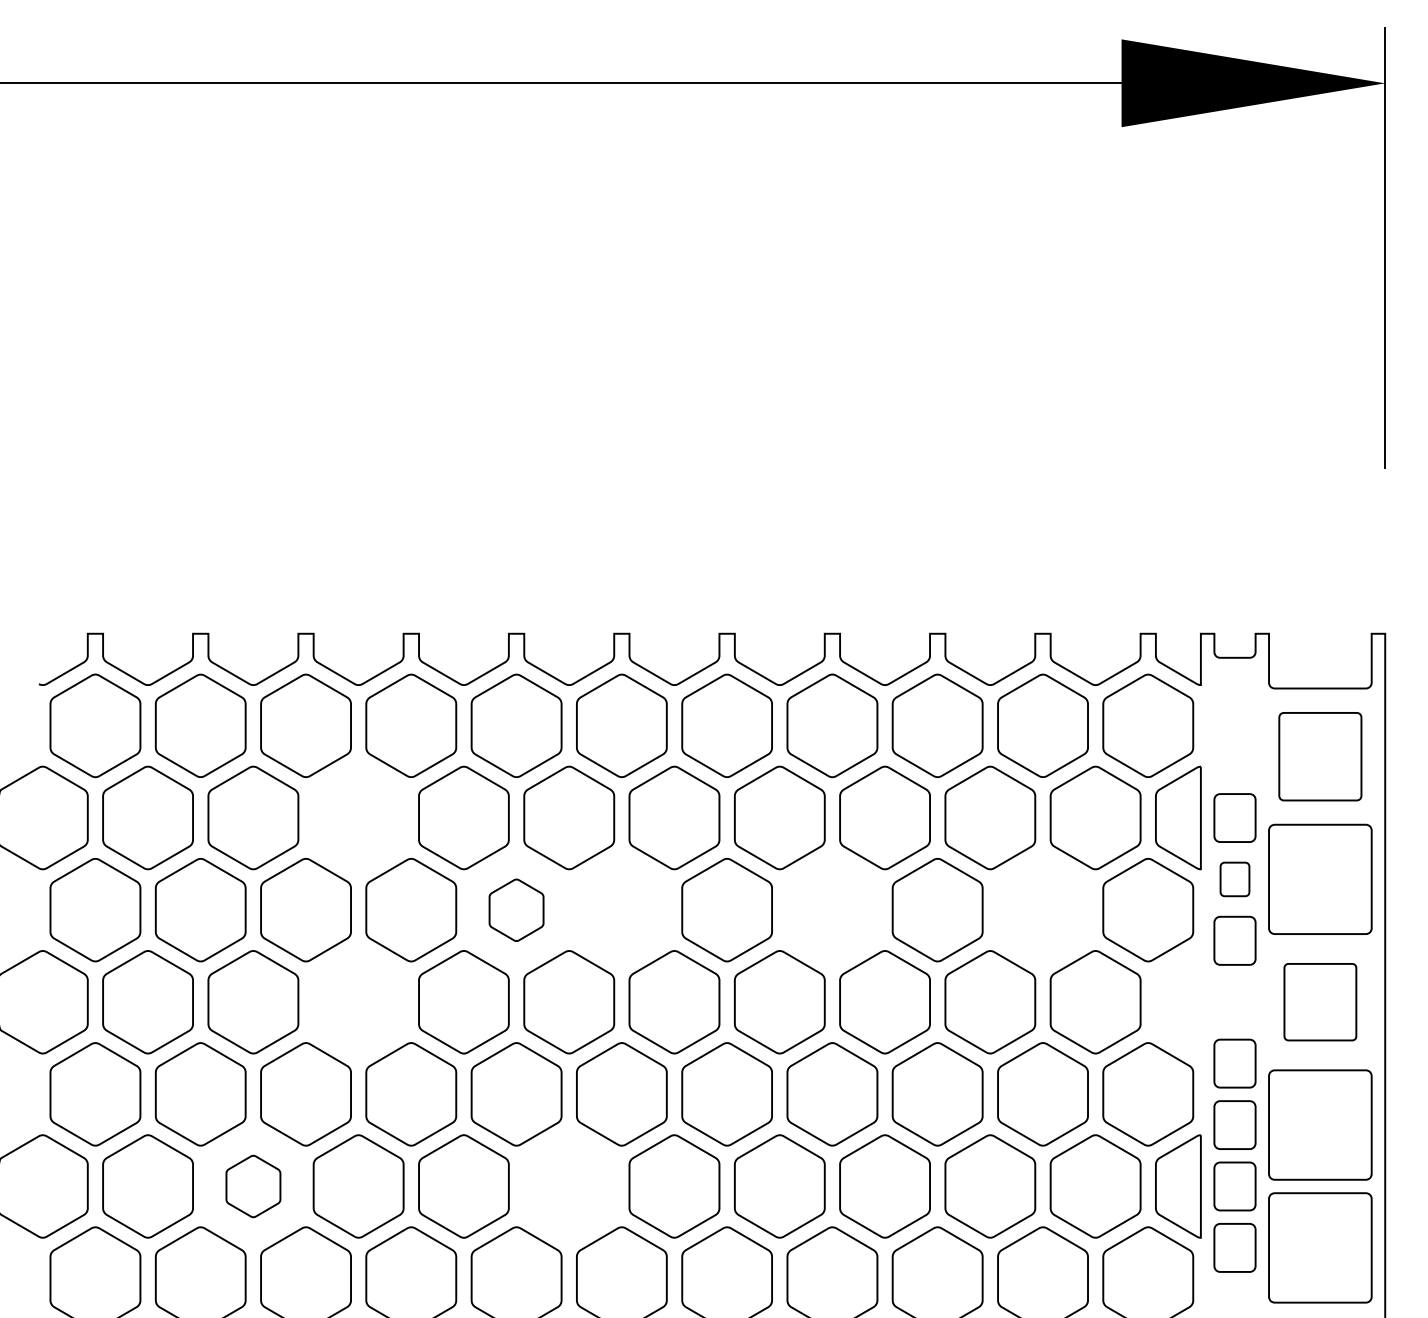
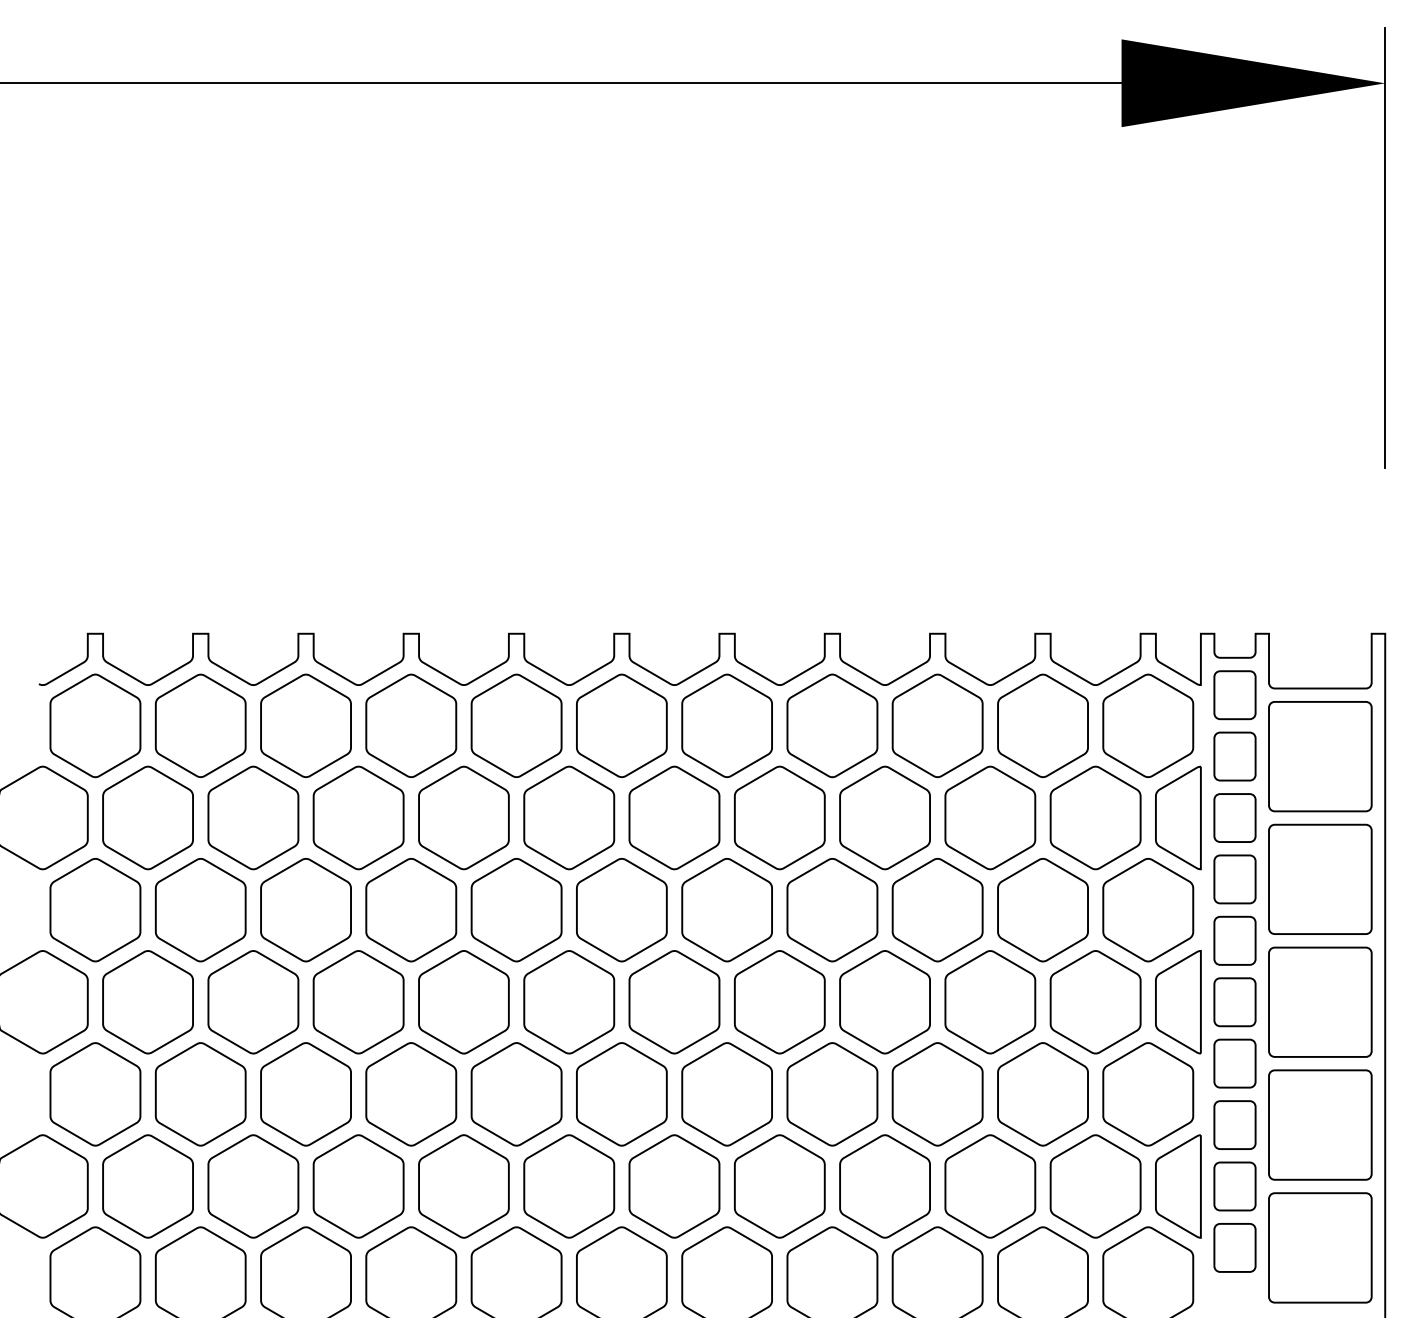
part: none -> present (1234, 695)
part: none -> present (1234, 756)
part size: 85x90 px -> 105x112 px (1320, 756)
part: none -> present (358, 817)
part size: 32x37 px -> 44x51 px (1234, 879)
part size: 57x64 px -> 93x105 px (516, 910)
part: none -> present (621, 910)
part: none -> present (832, 910)
part: none -> present (1042, 910)
part: none -> present (358, 1002)
part: none -> present (1178, 1002)
part: none -> present (1234, 1002)
part size: 75x79 px -> 105x112 px (1320, 1001)
part size: 57x65 px -> 93x105 px (253, 1186)
part: none -> present (569, 1186)
